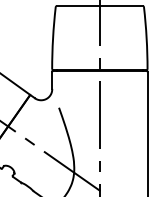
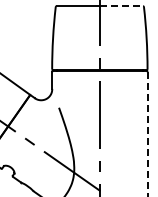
line: solid -> dashed (121, 6)
line: solid -> dashed (147, 134)
